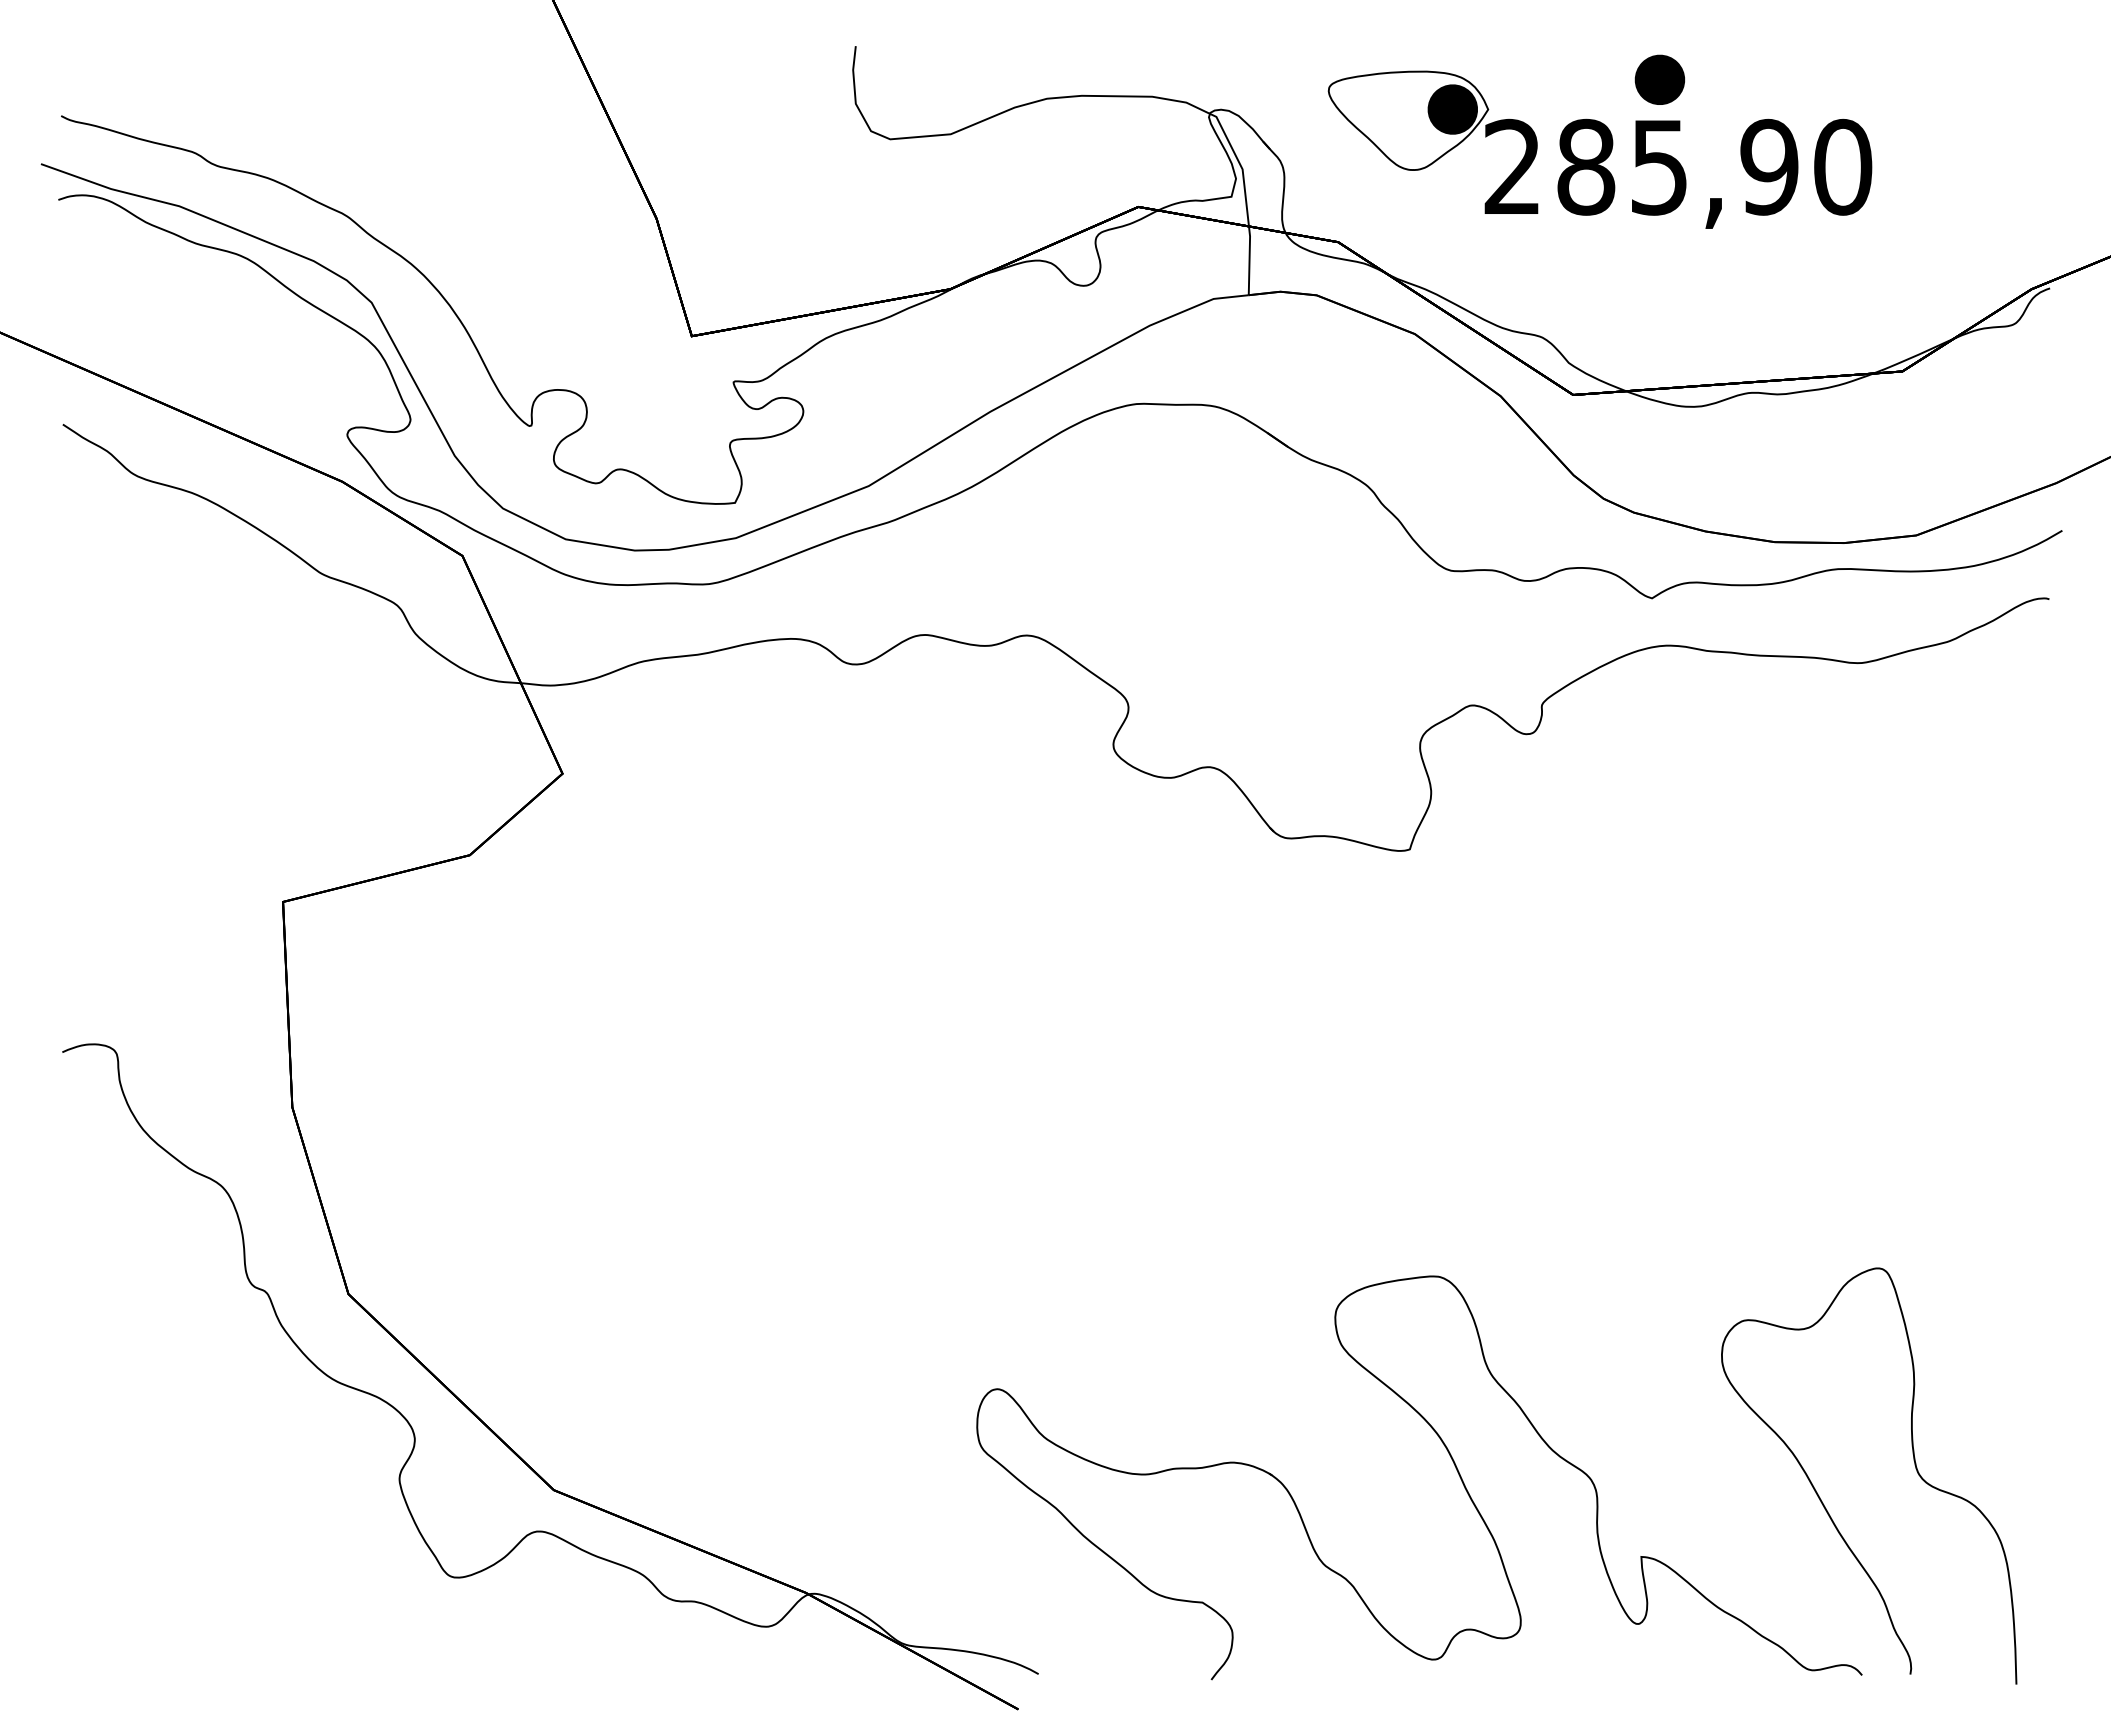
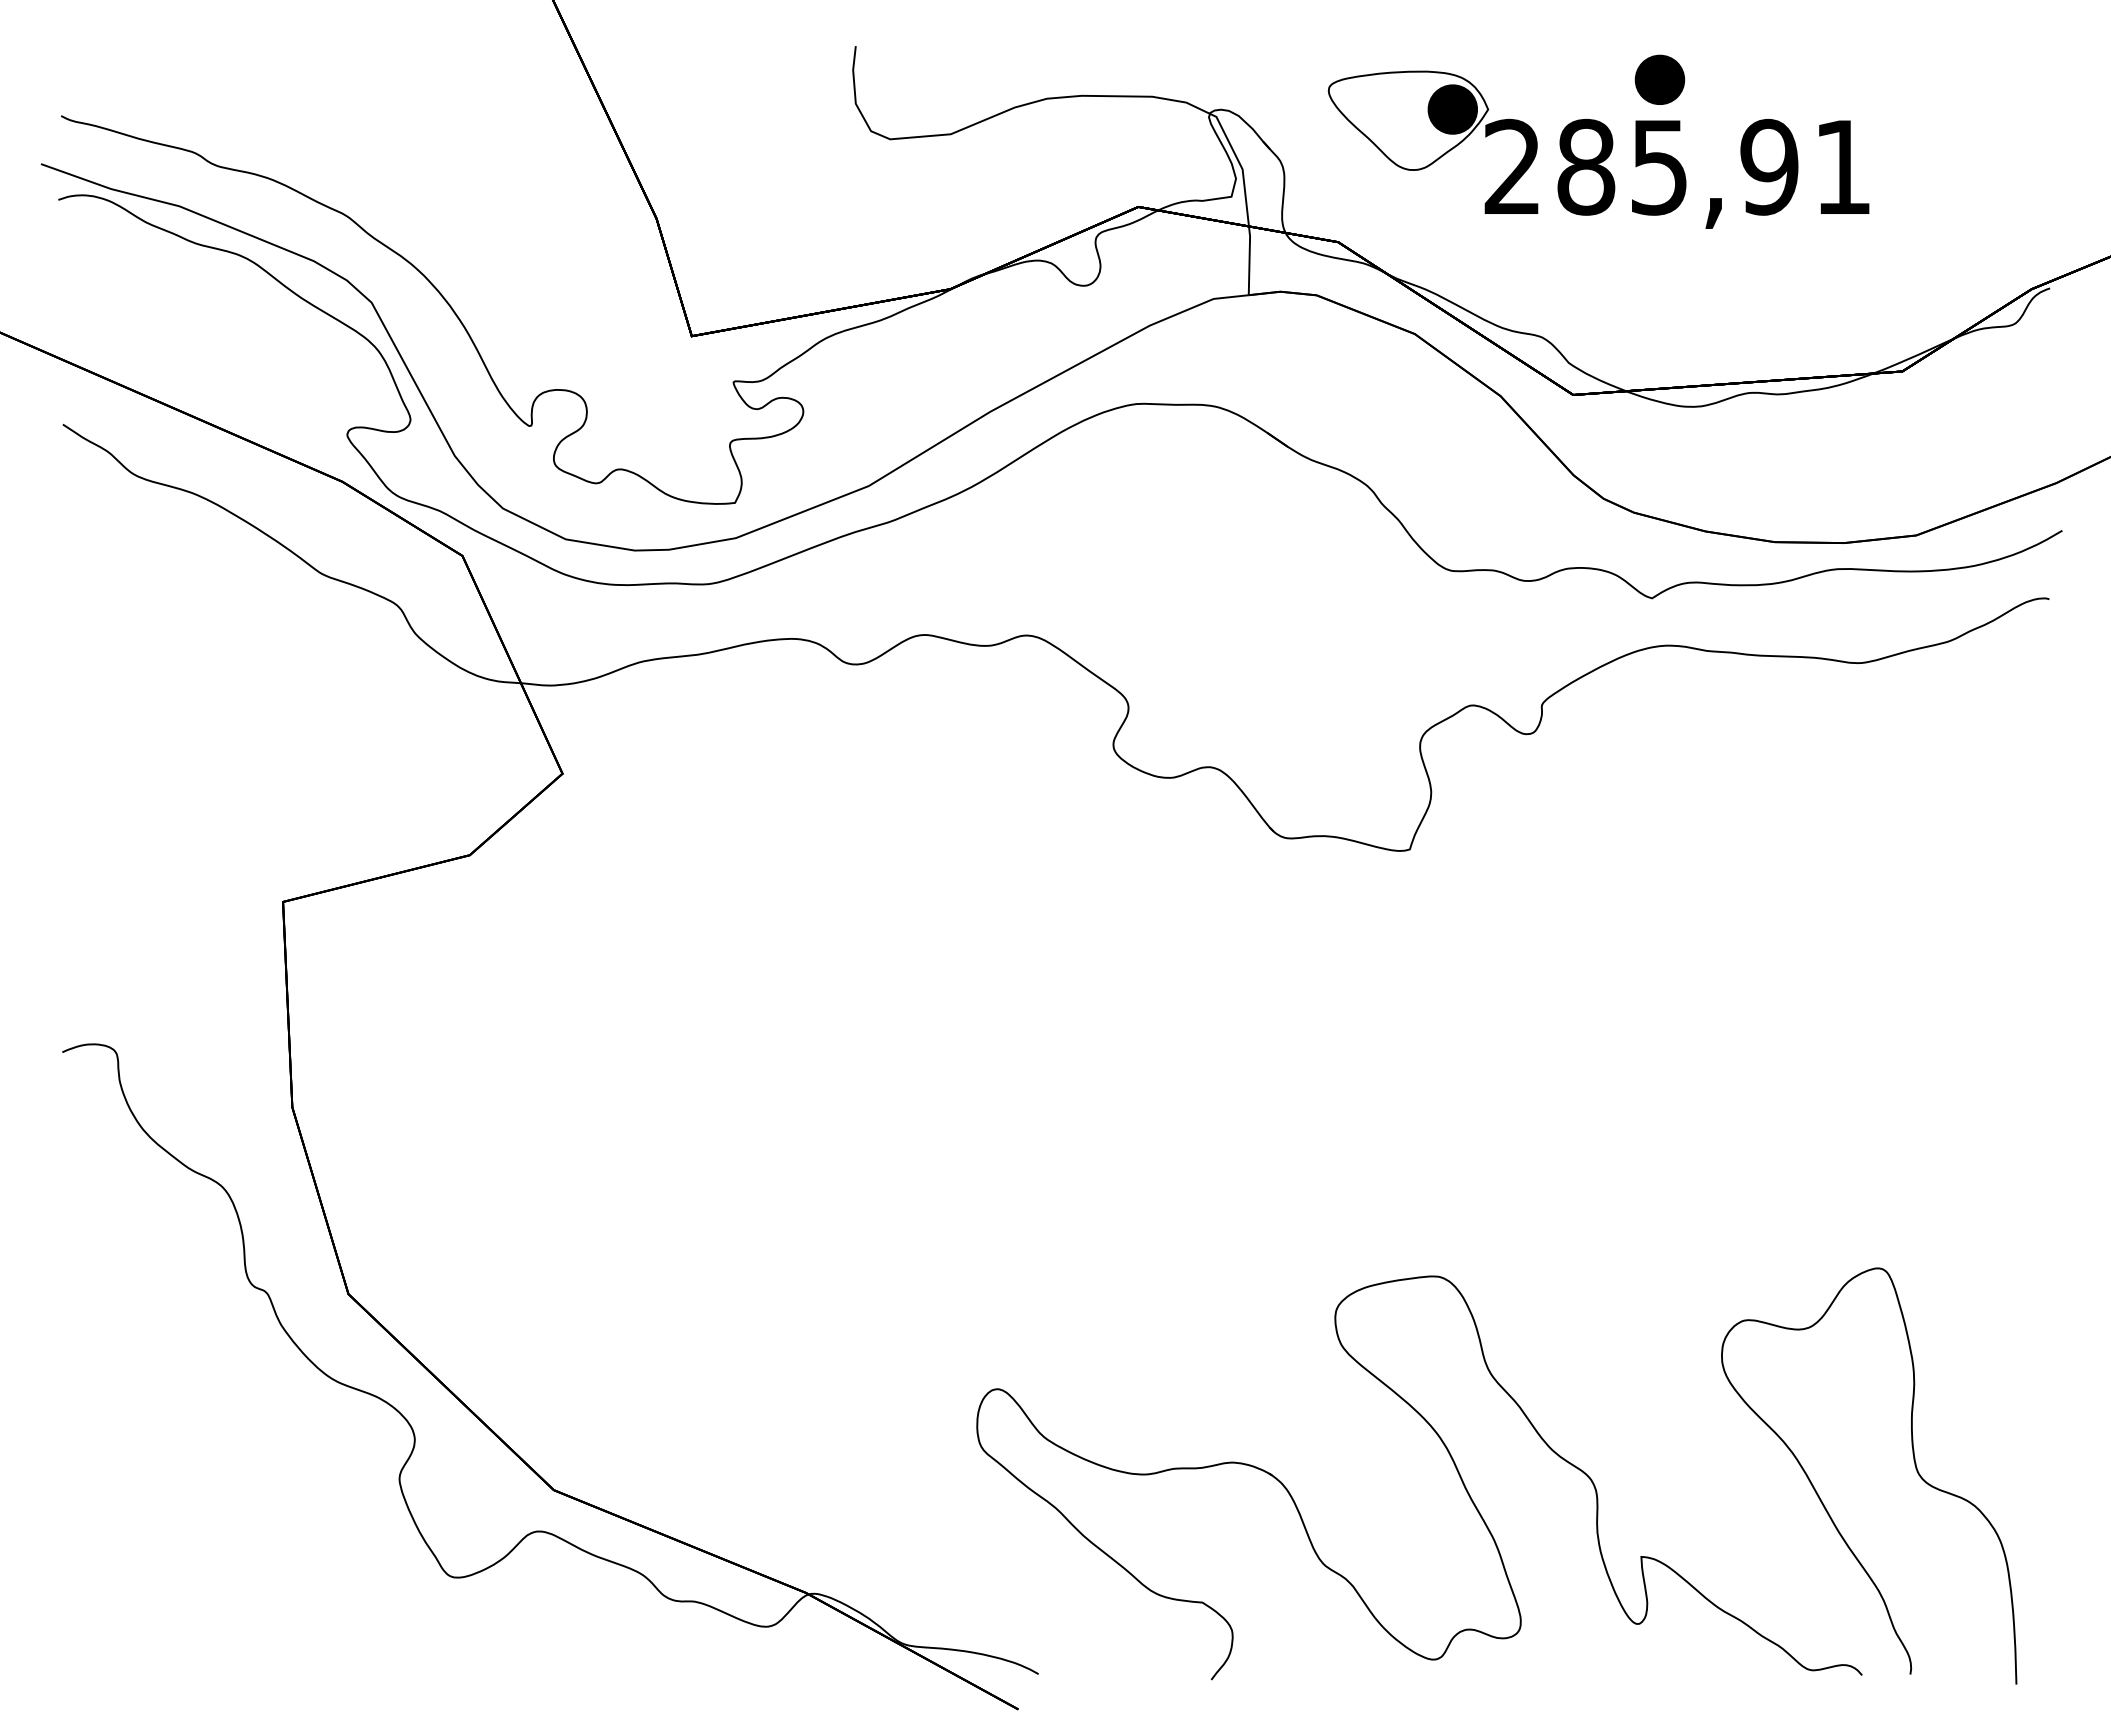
text: 285,90 -> 285,91 (1843, 166)
